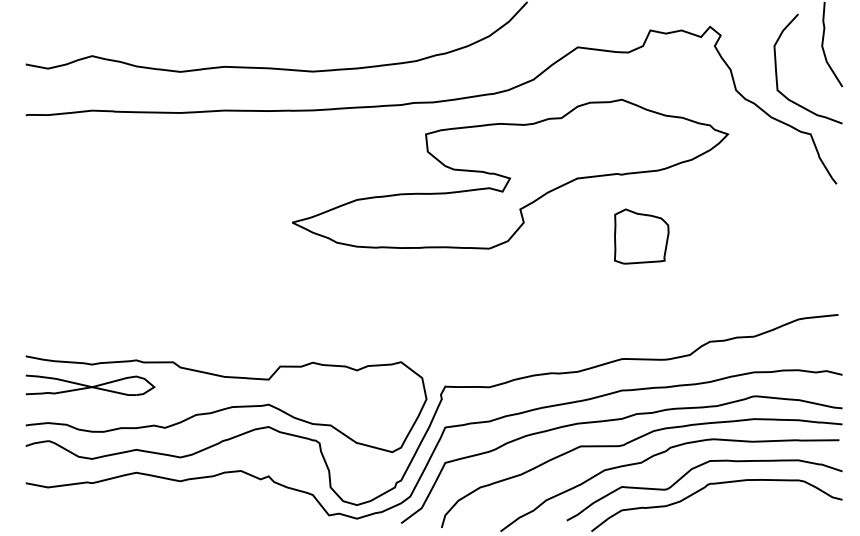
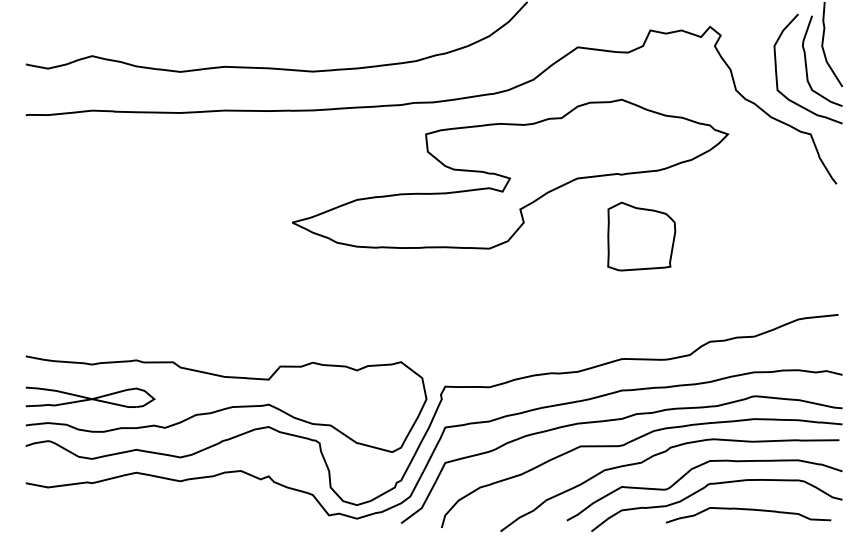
curve: none -> present (806, 60)
part size: 56x57 px -> 70x71 px (641, 236)
part position: (90, 384) -> (90, 396) (90, 396)
curve: none -> present (748, 510)
